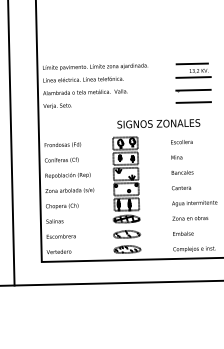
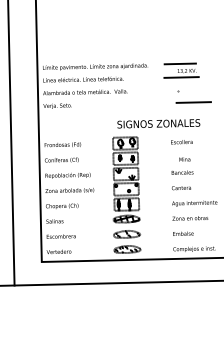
part position: (193, 70) -> (181, 70) (181, 70)
line: present -> none (193, 89)
text position: (176, 157) -> (184, 159) (184, 159)
